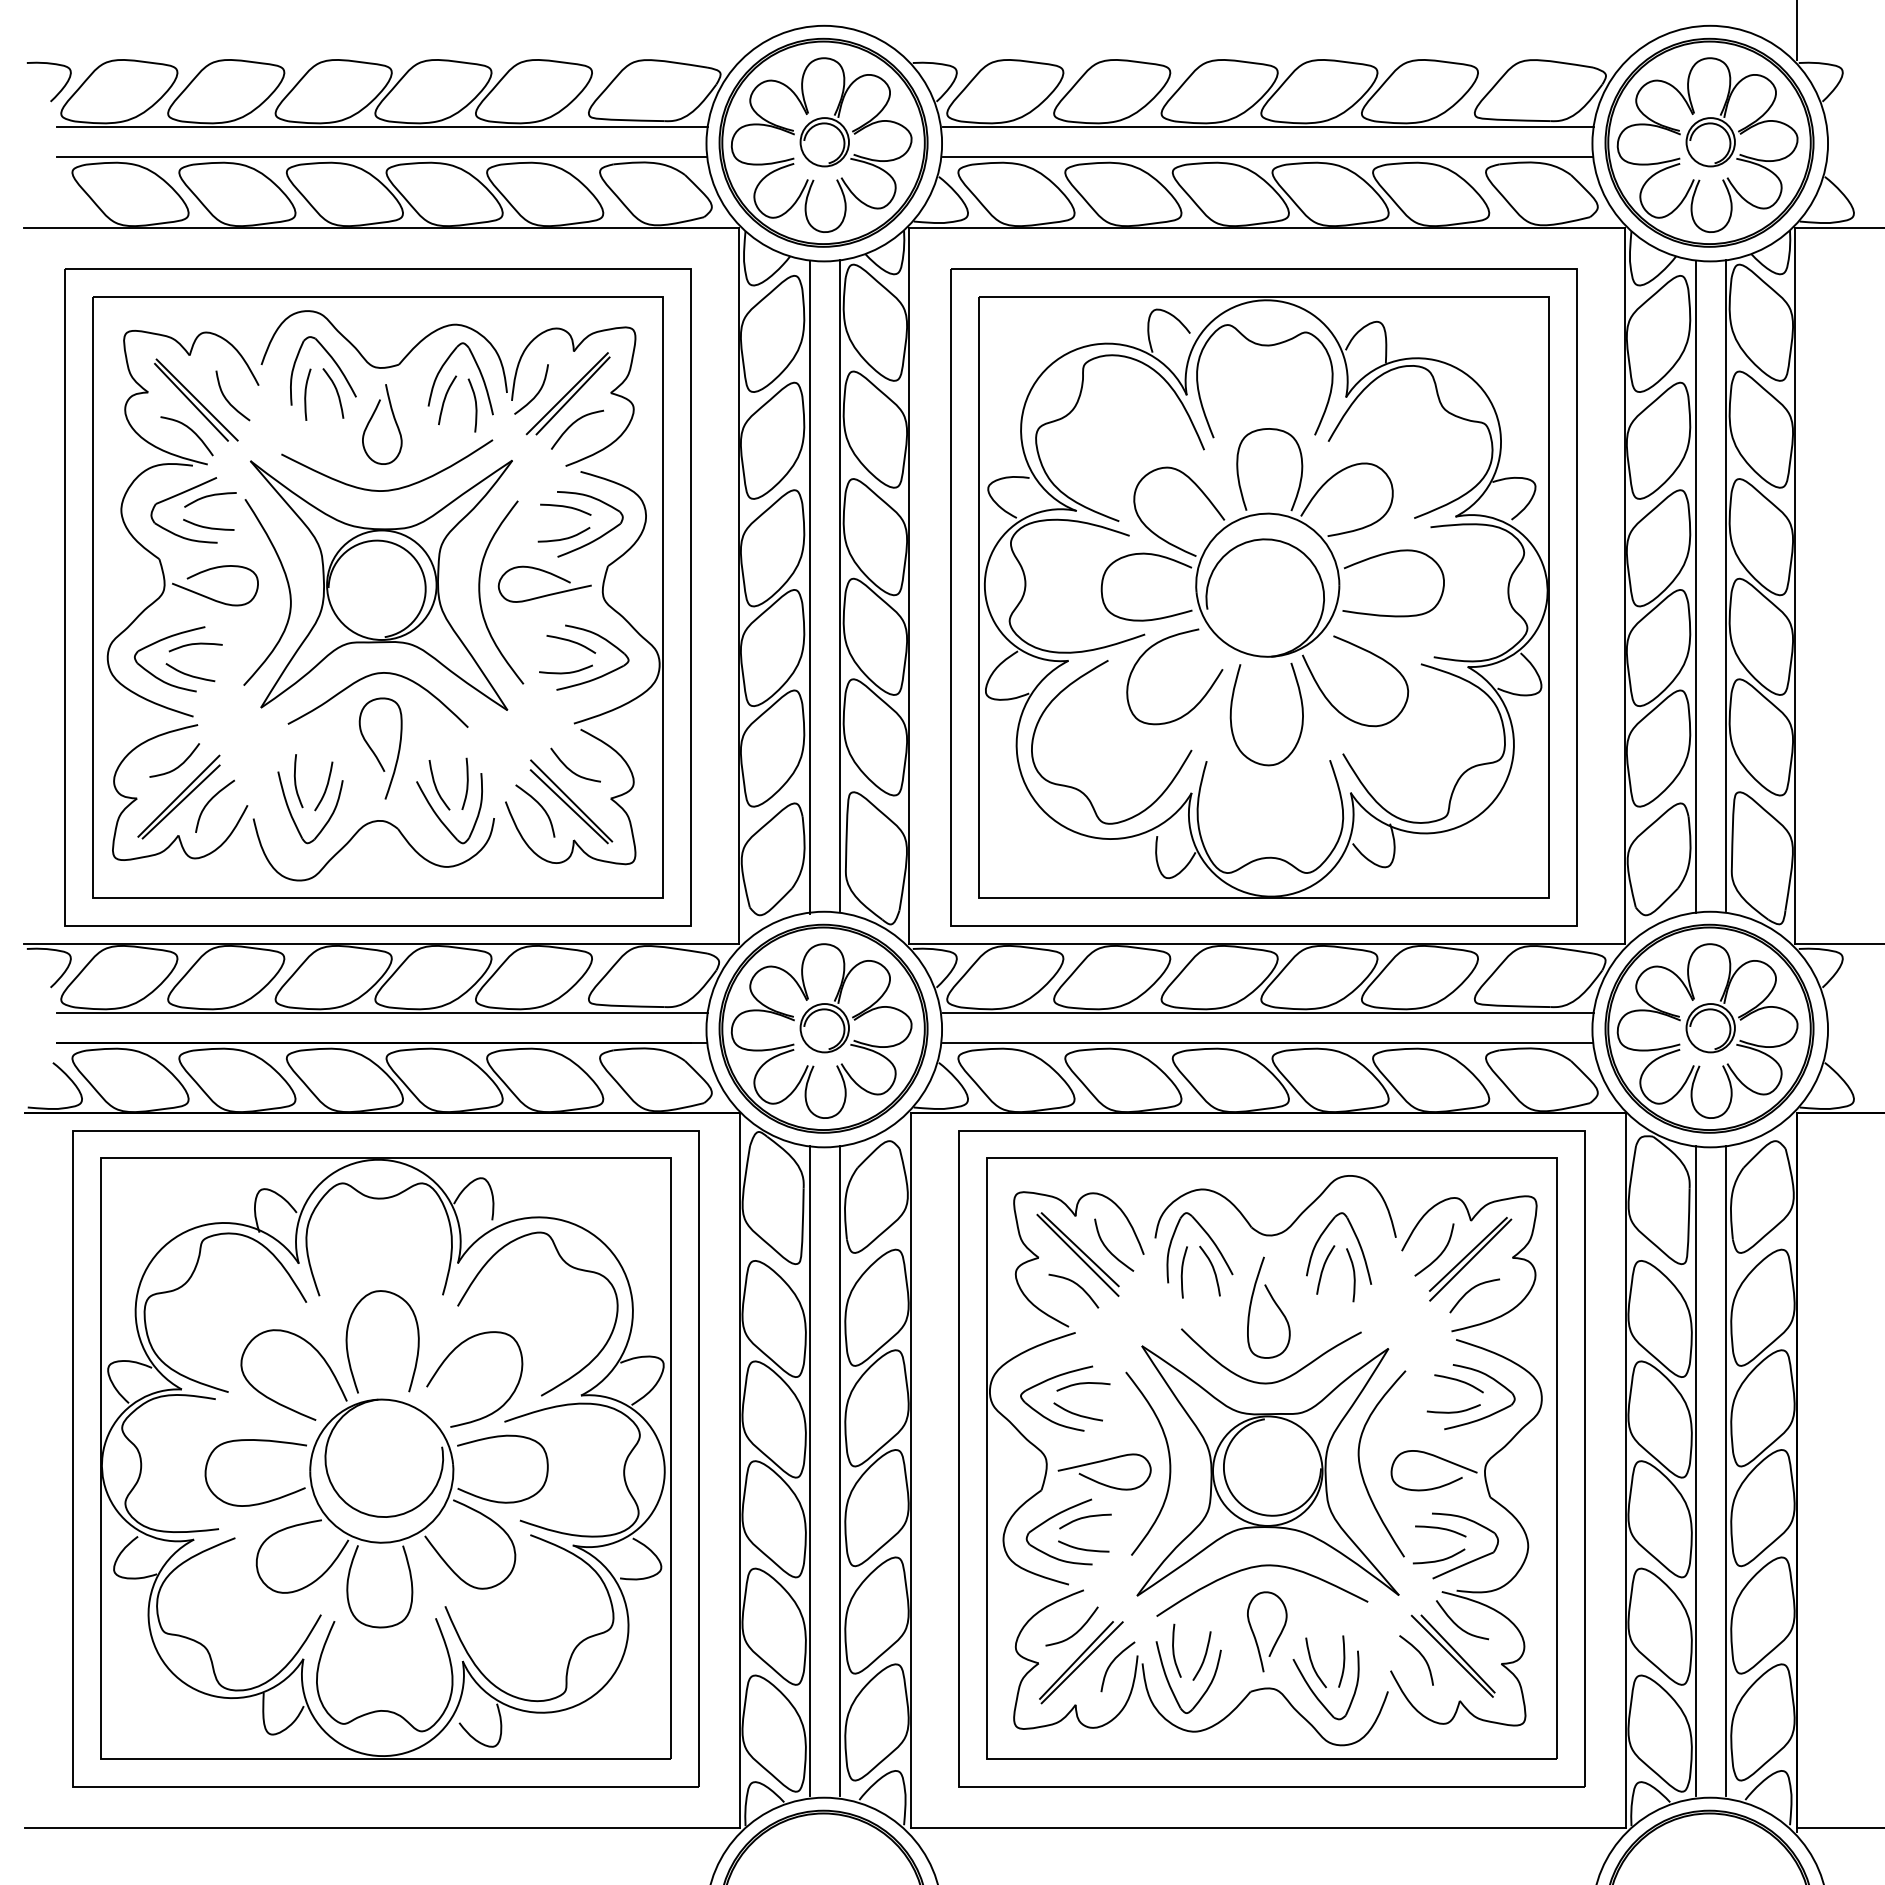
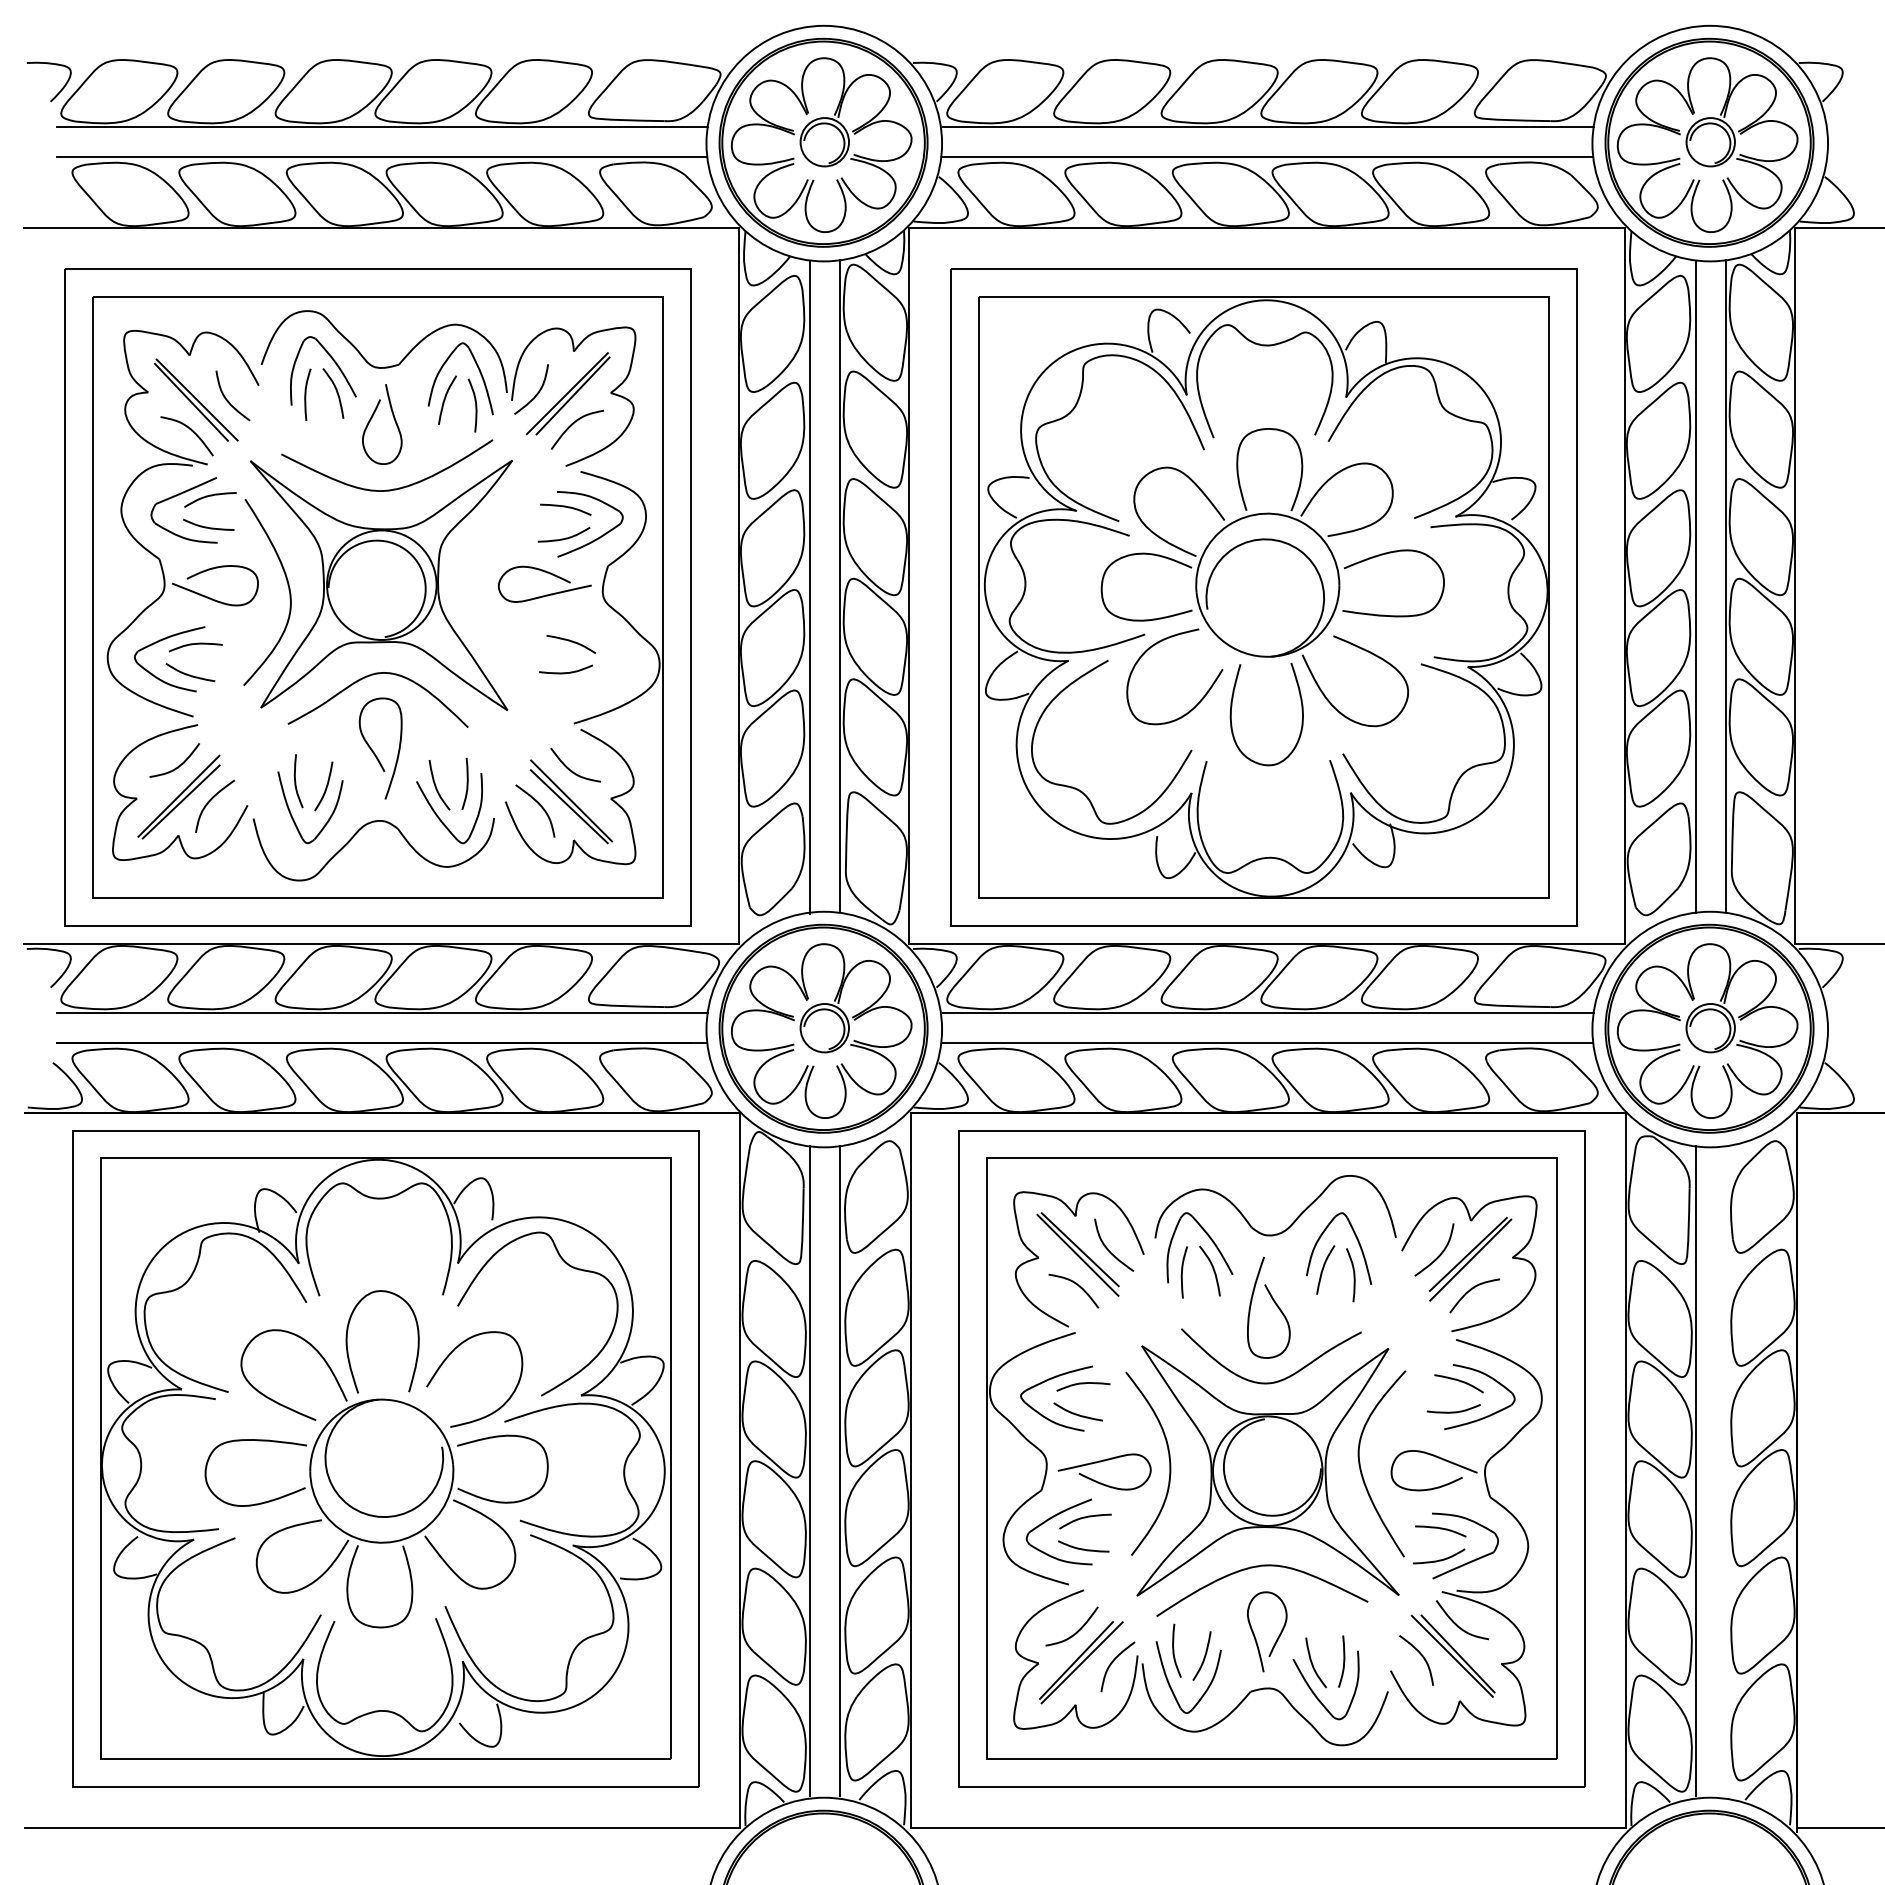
line: present -> none (1796, 31)
curve: present -> none (480, 592)
part: present -> none (598, 676)
line: present -> none (1725, 1470)
